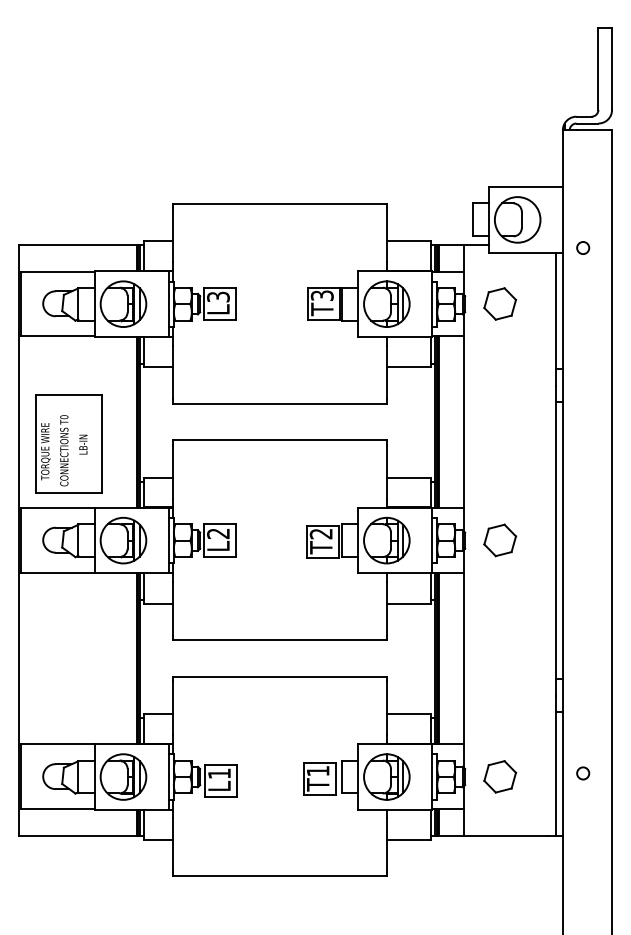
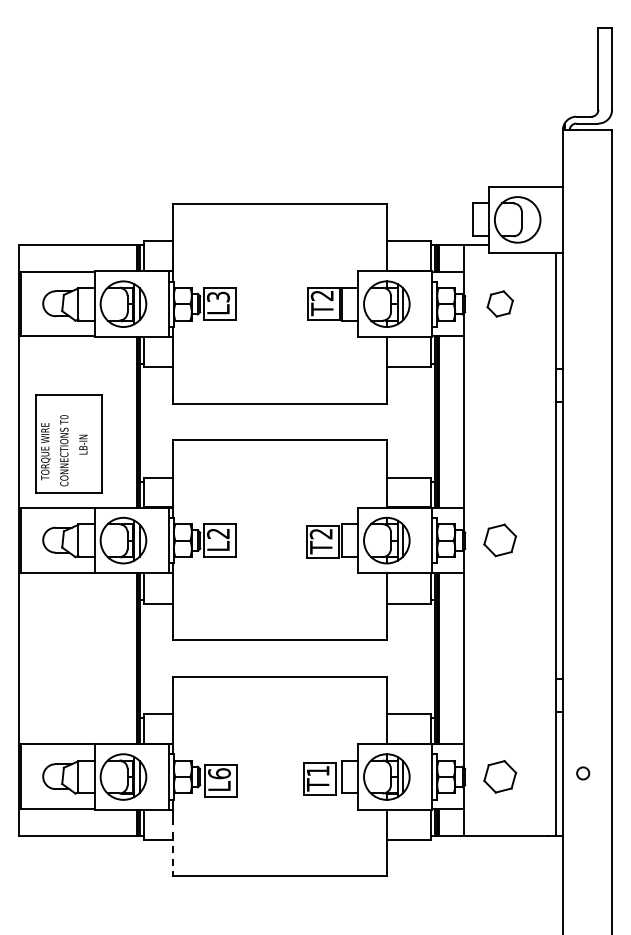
circle: present -> none (583, 247)
text: T3 -> T2 (322, 295)
part size: 35x34 px -> 28x28 px (499, 303)
text: L1 -> L6 (219, 773)
line: solid -> dashed (172, 845)
